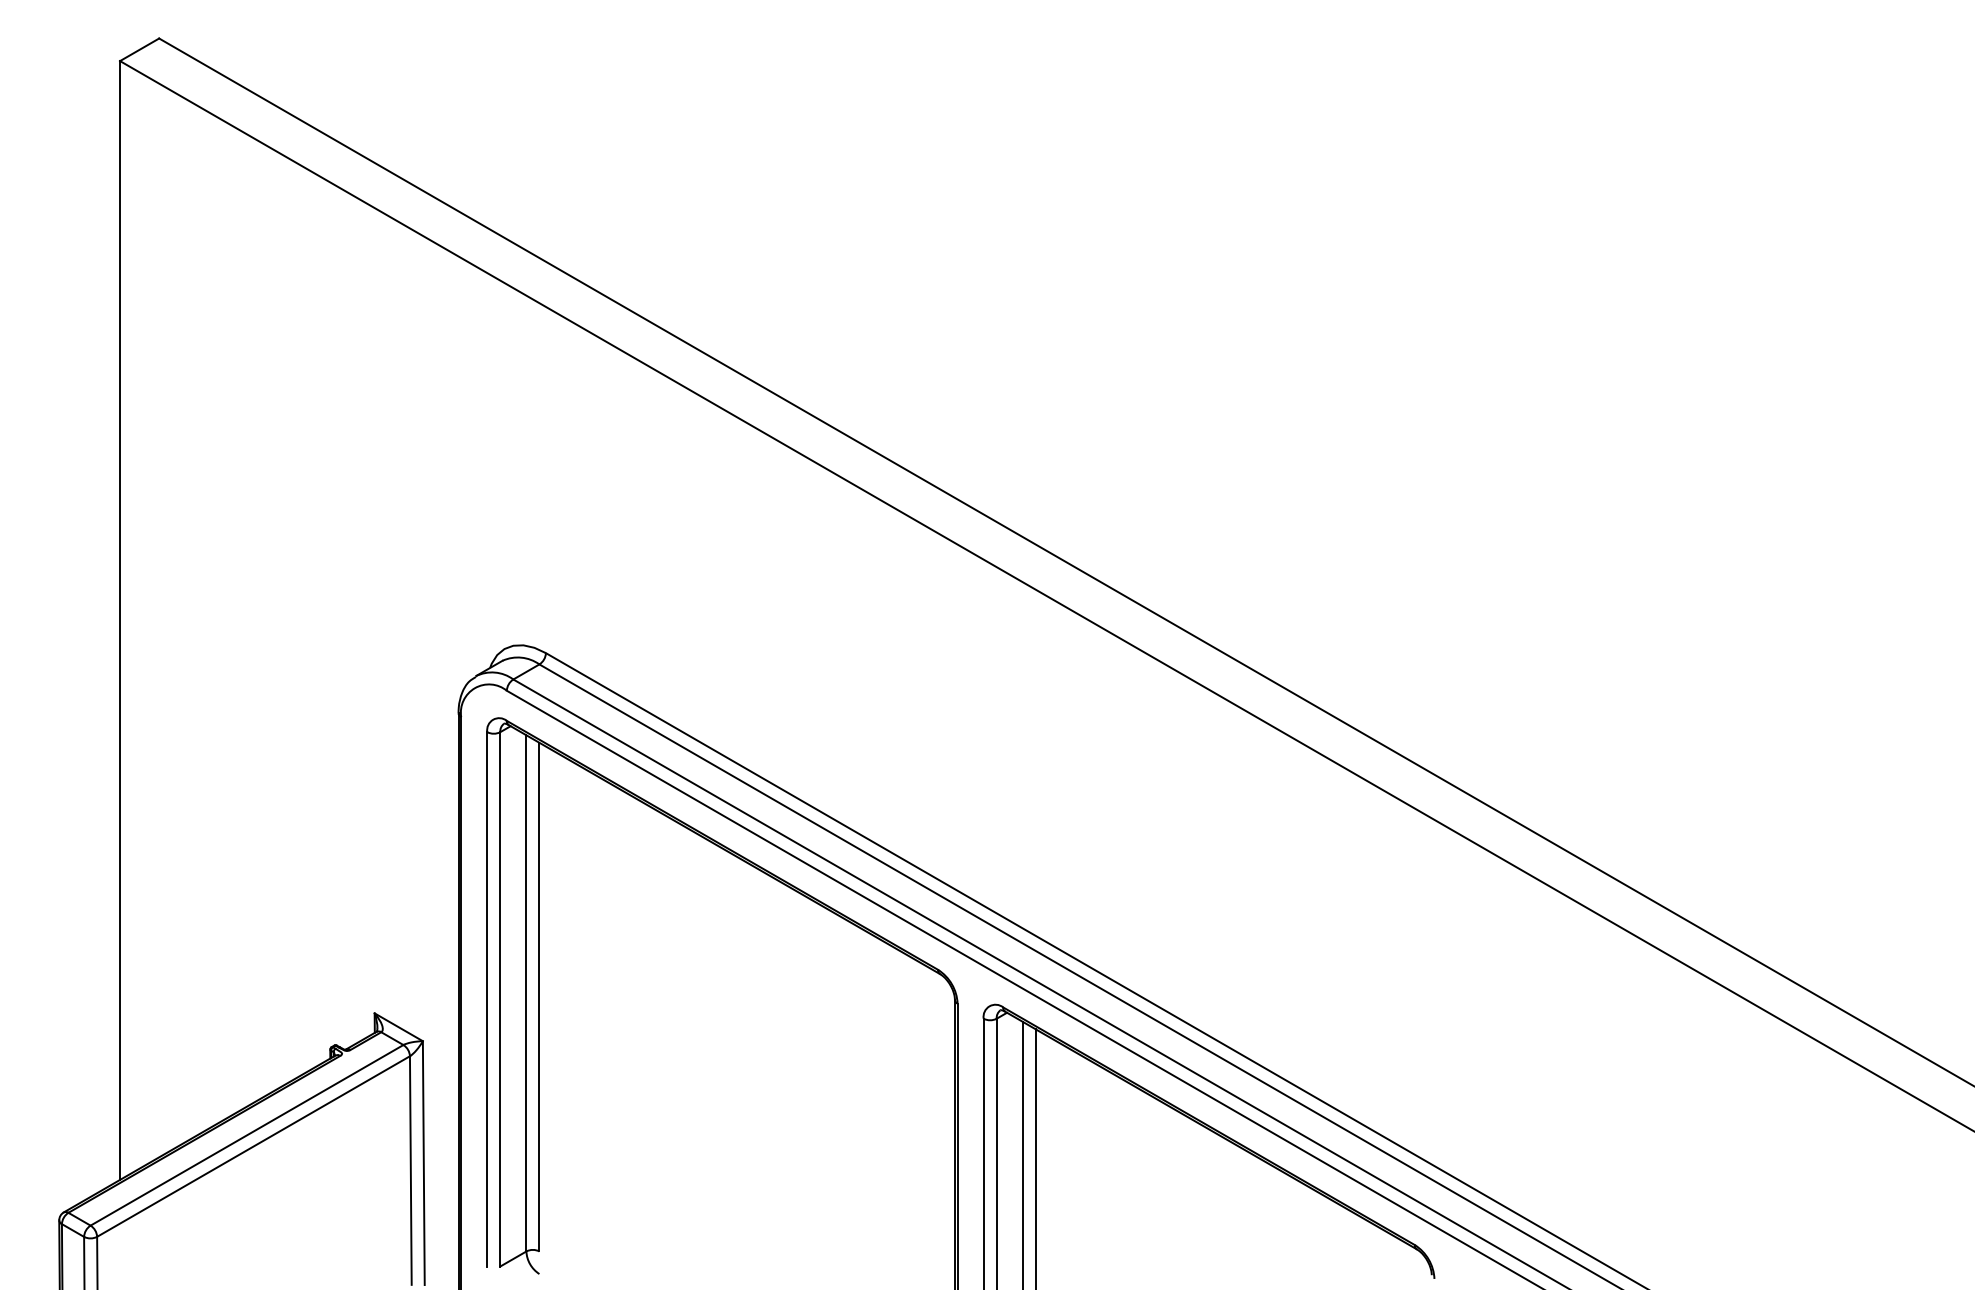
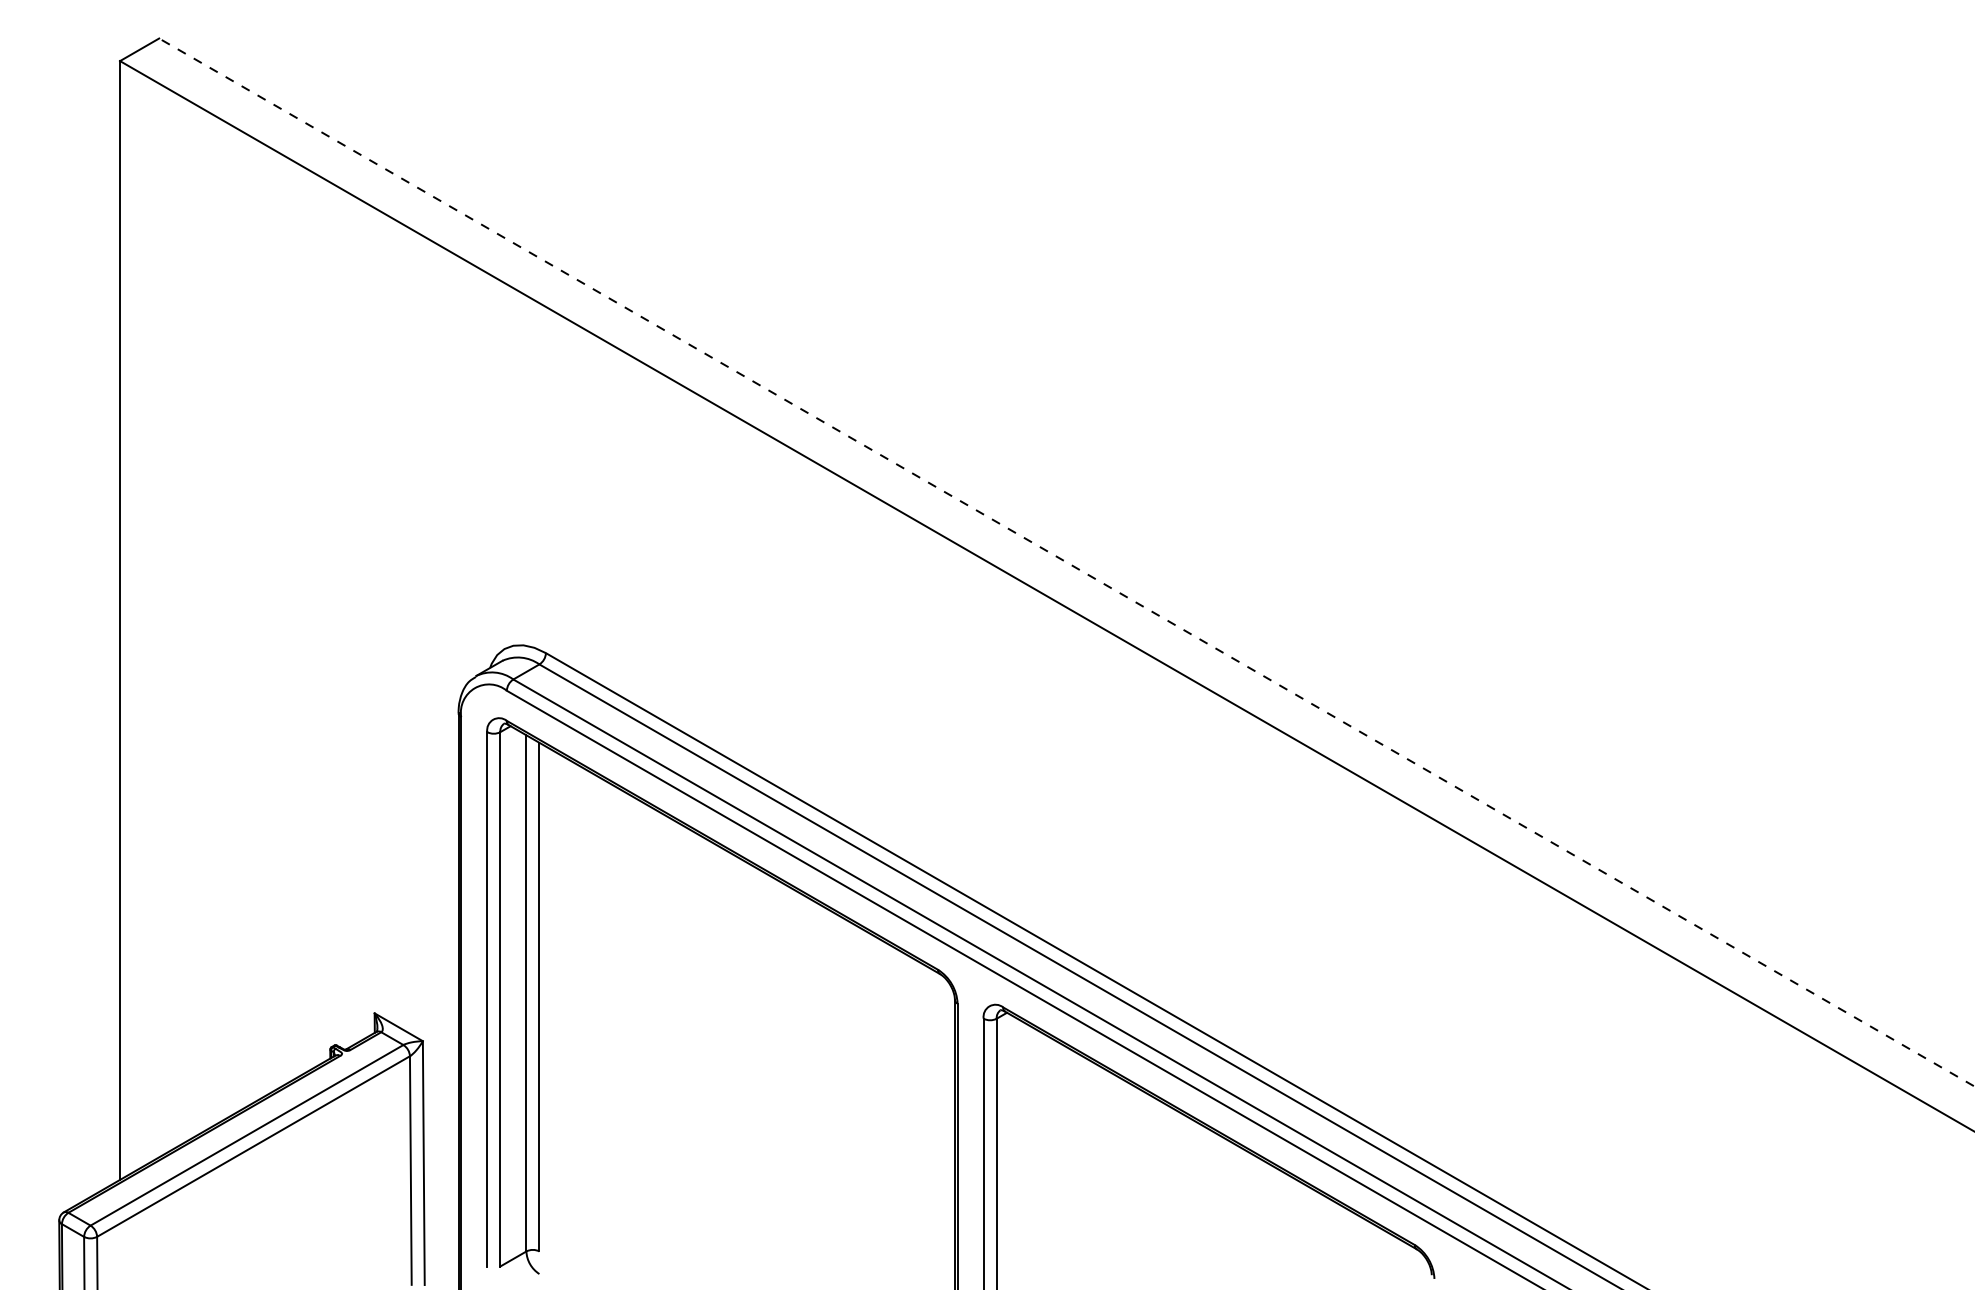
line: solid -> dashed (1066, 562)
line: present -> none (1022, 1153)
line: present -> none (1035, 1157)
